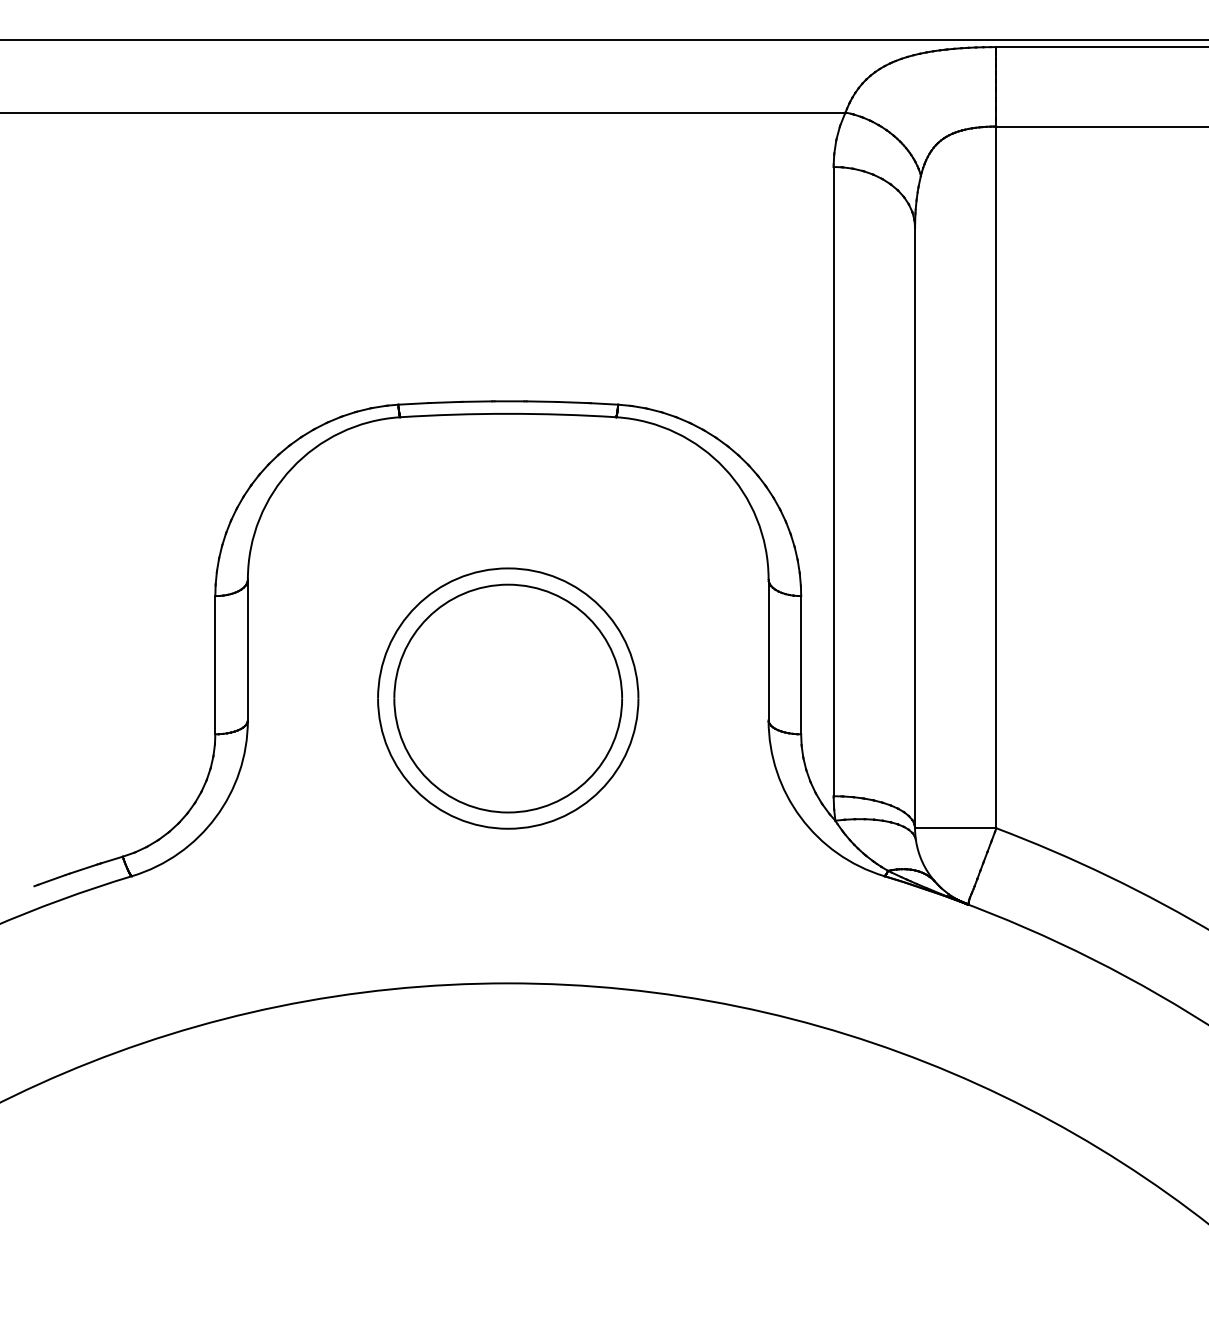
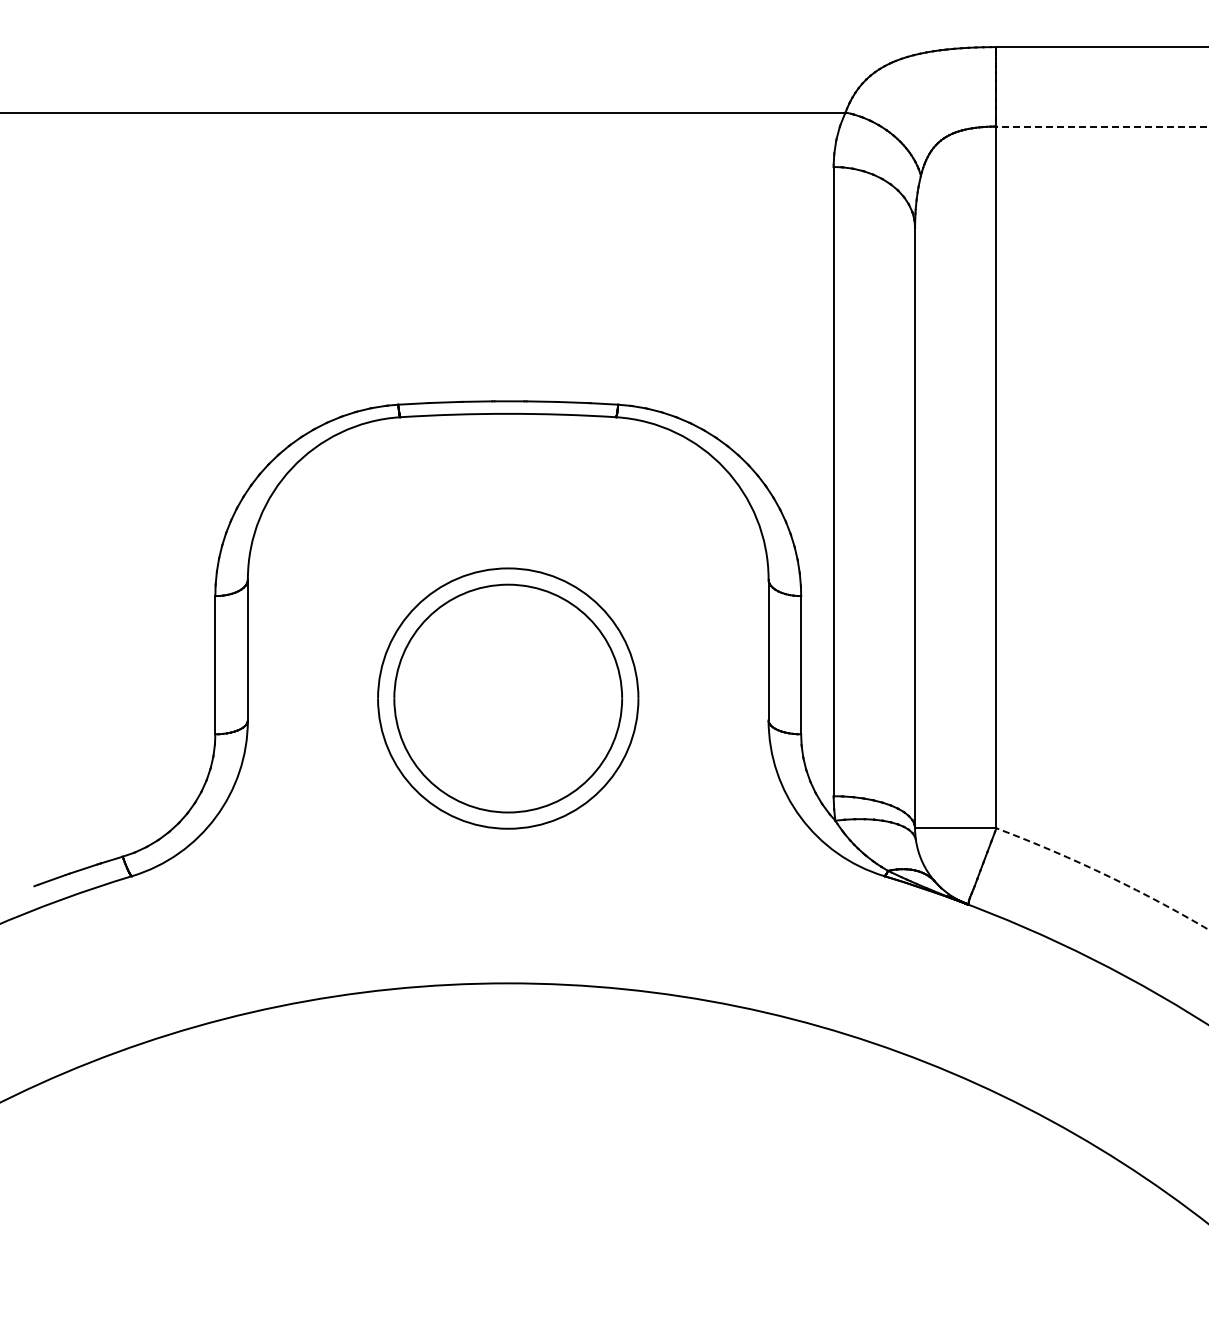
line: present -> none (603, 39)
line: solid -> dashed (1102, 126)
arc: solid -> dashed (1104, 874)
